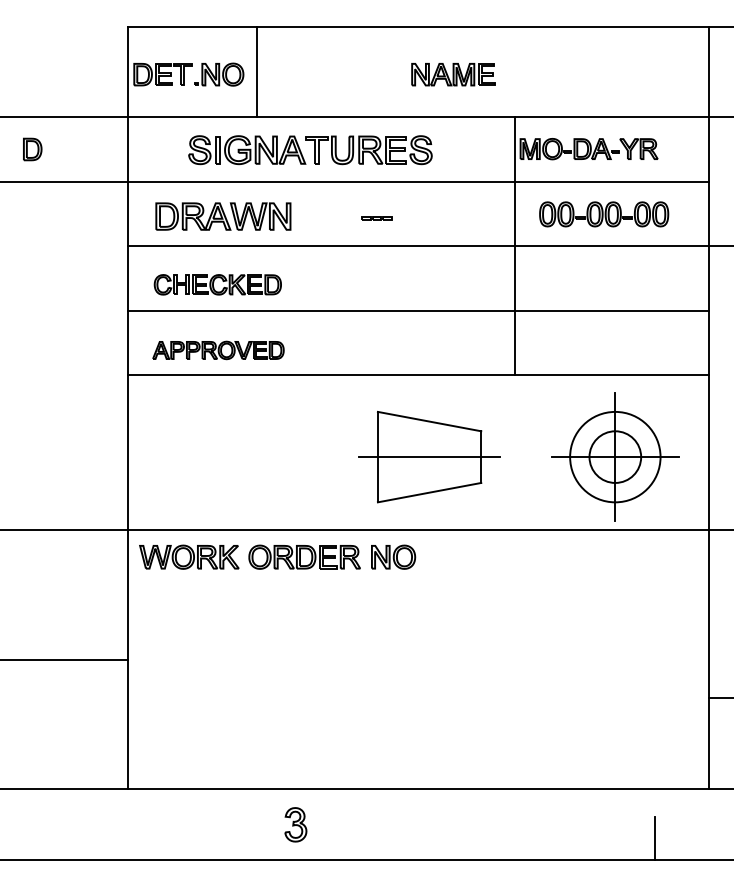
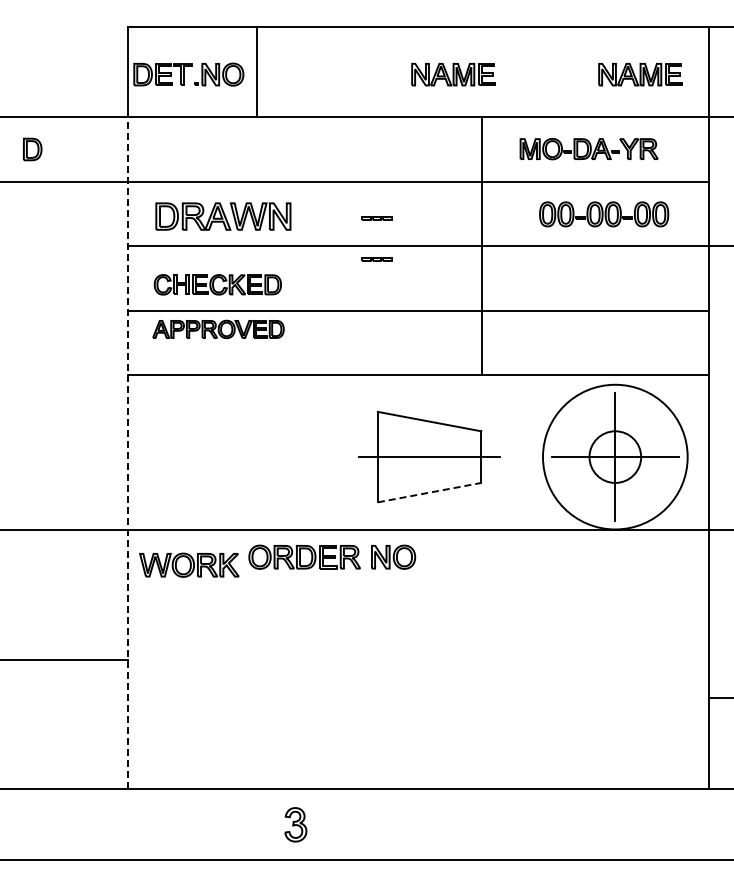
part: none -> present (640, 74)
part: present -> none (310, 150)
line position: (515, 246) -> (482, 246) (482, 246)
line: none -> present (376, 258)
part position: (218, 350) -> (218, 329) (218, 329)
line: solid -> dashed (127, 452)
circle diameter: 90 px -> 145 px (614, 456)
line: solid -> dashed (429, 492)
part position: (189, 556) -> (189, 564) (189, 564)
line: present -> none (654, 838)
